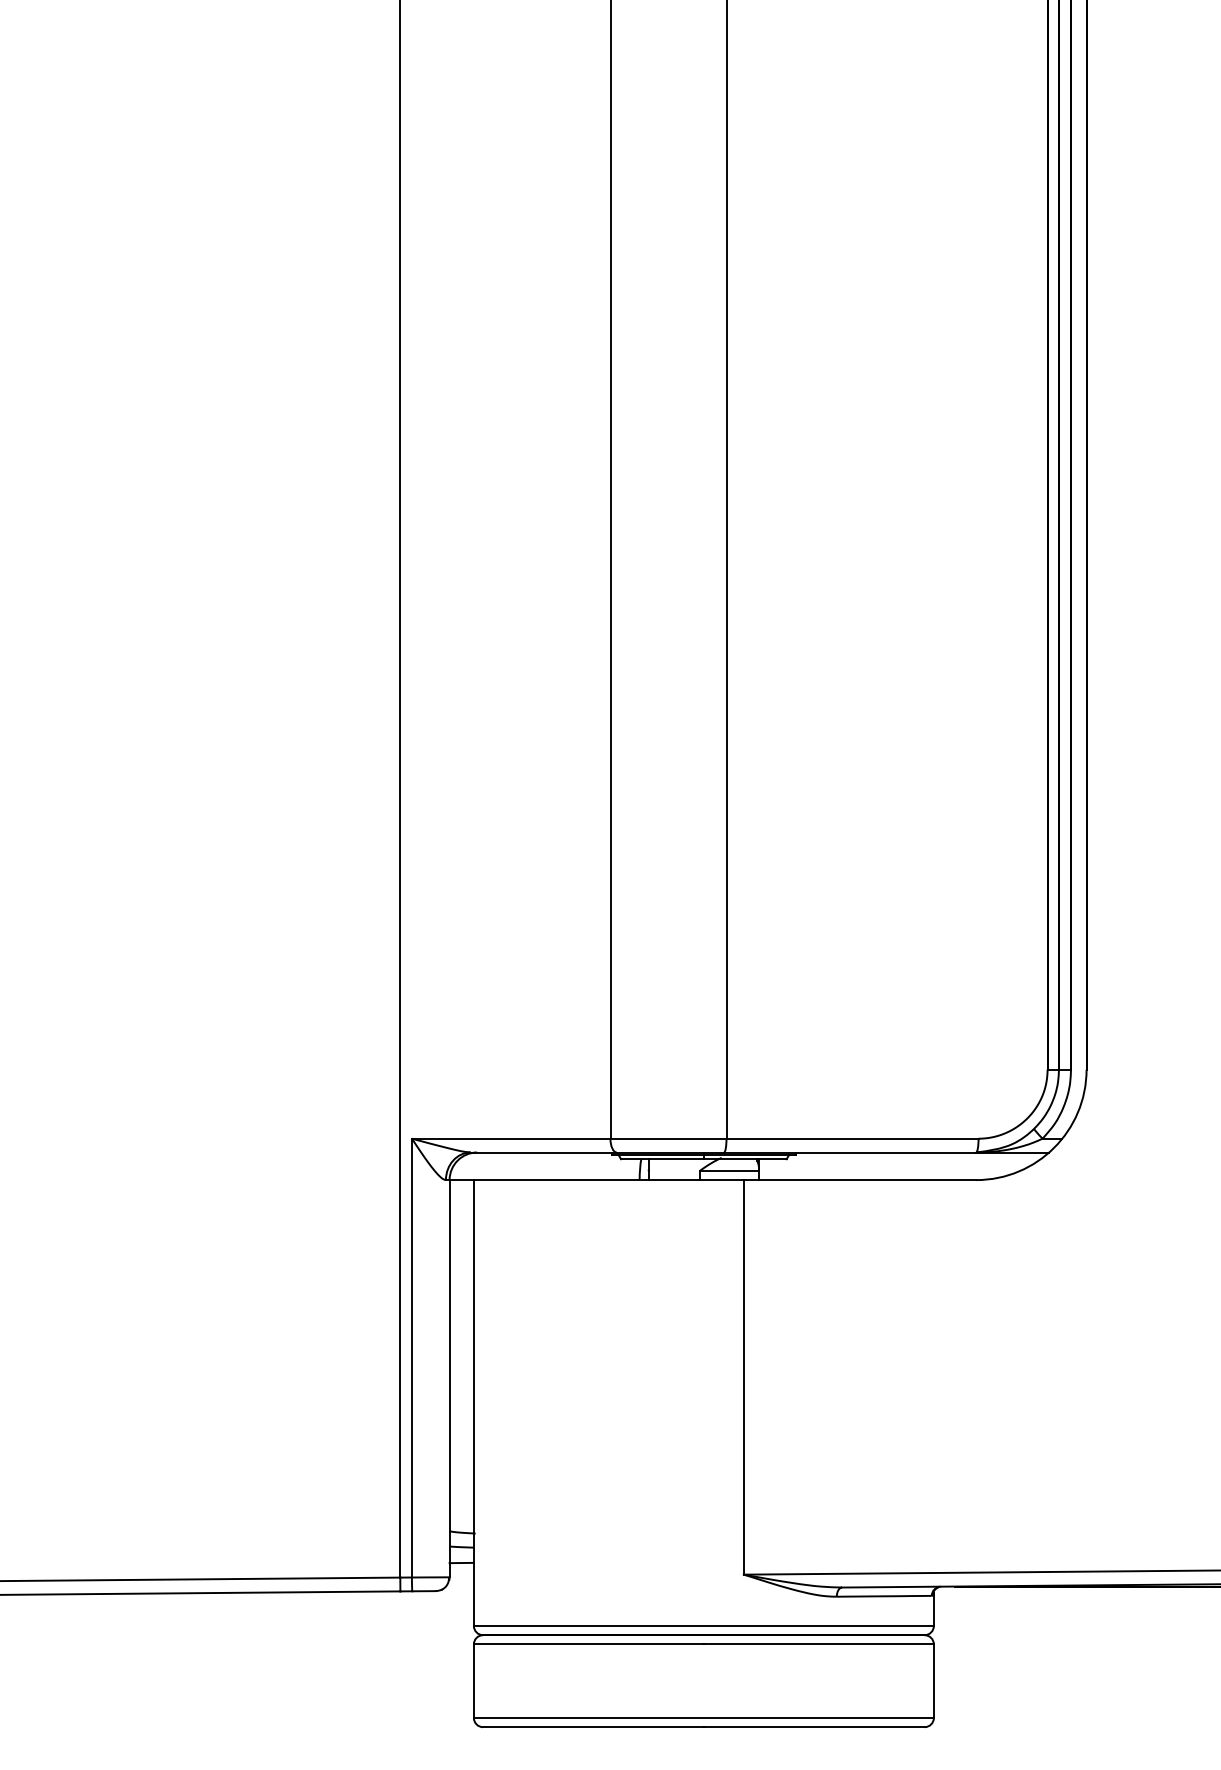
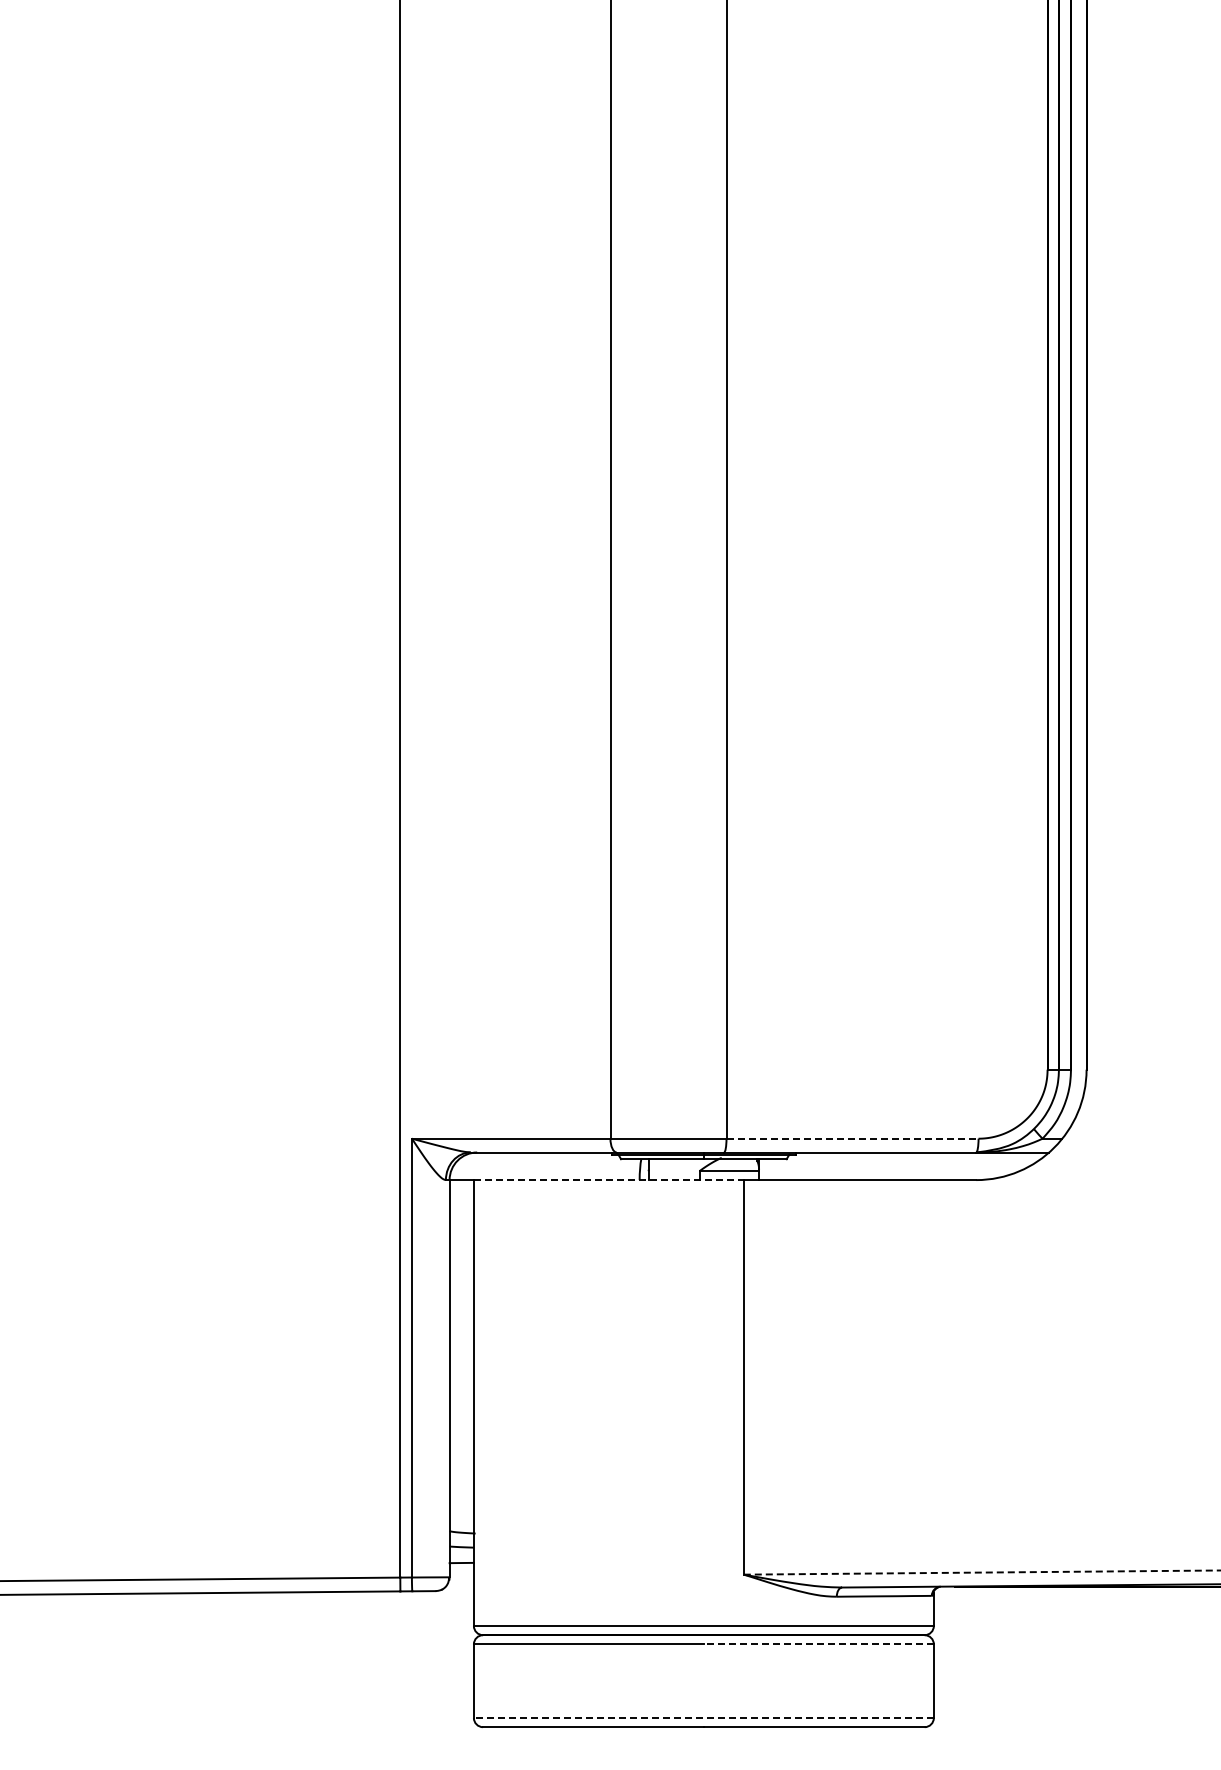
line: solid -> dashed (853, 1138)
line: solid -> dashed (608, 1180)
line: solid -> dashed (982, 1572)
line: solid -> dashed (818, 1644)
line: solid -> dashed (703, 1717)
